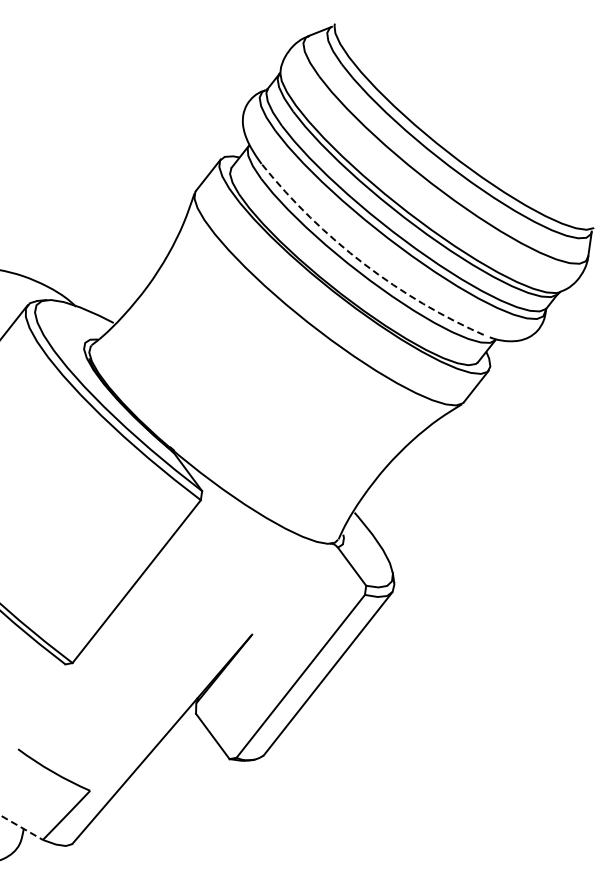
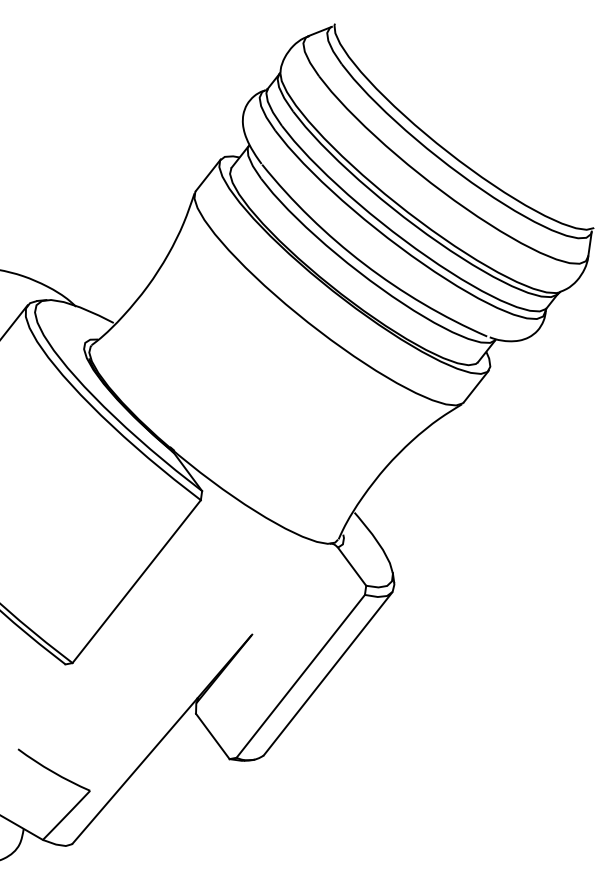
arc: dashed -> solid (364, 264)
line: dashed -> solid (22, 828)
